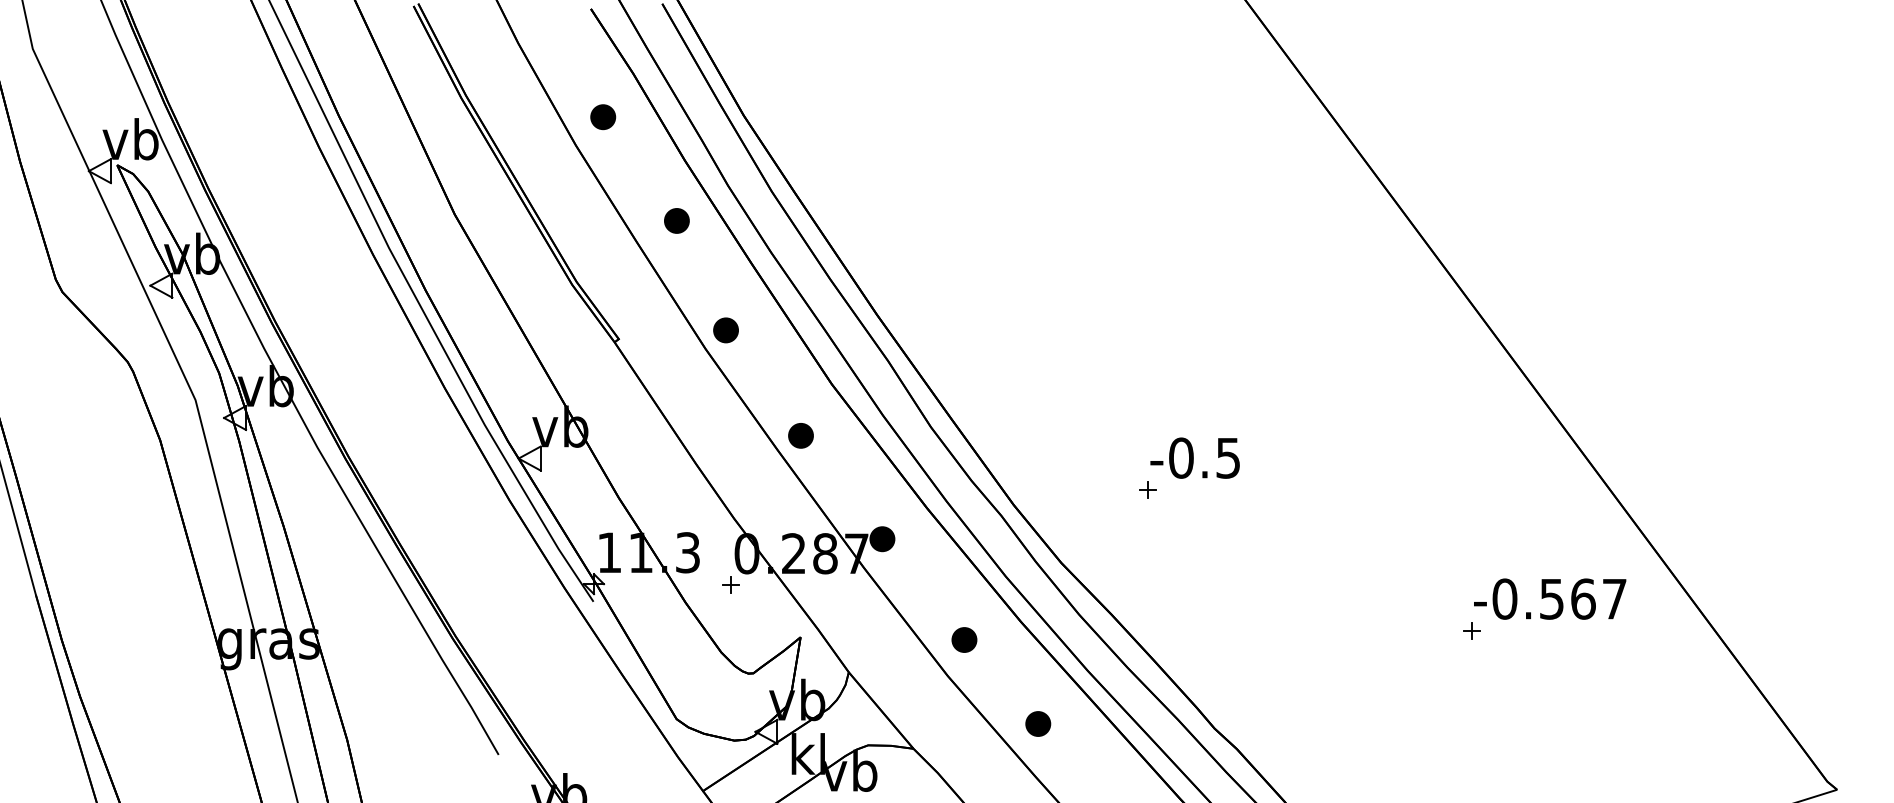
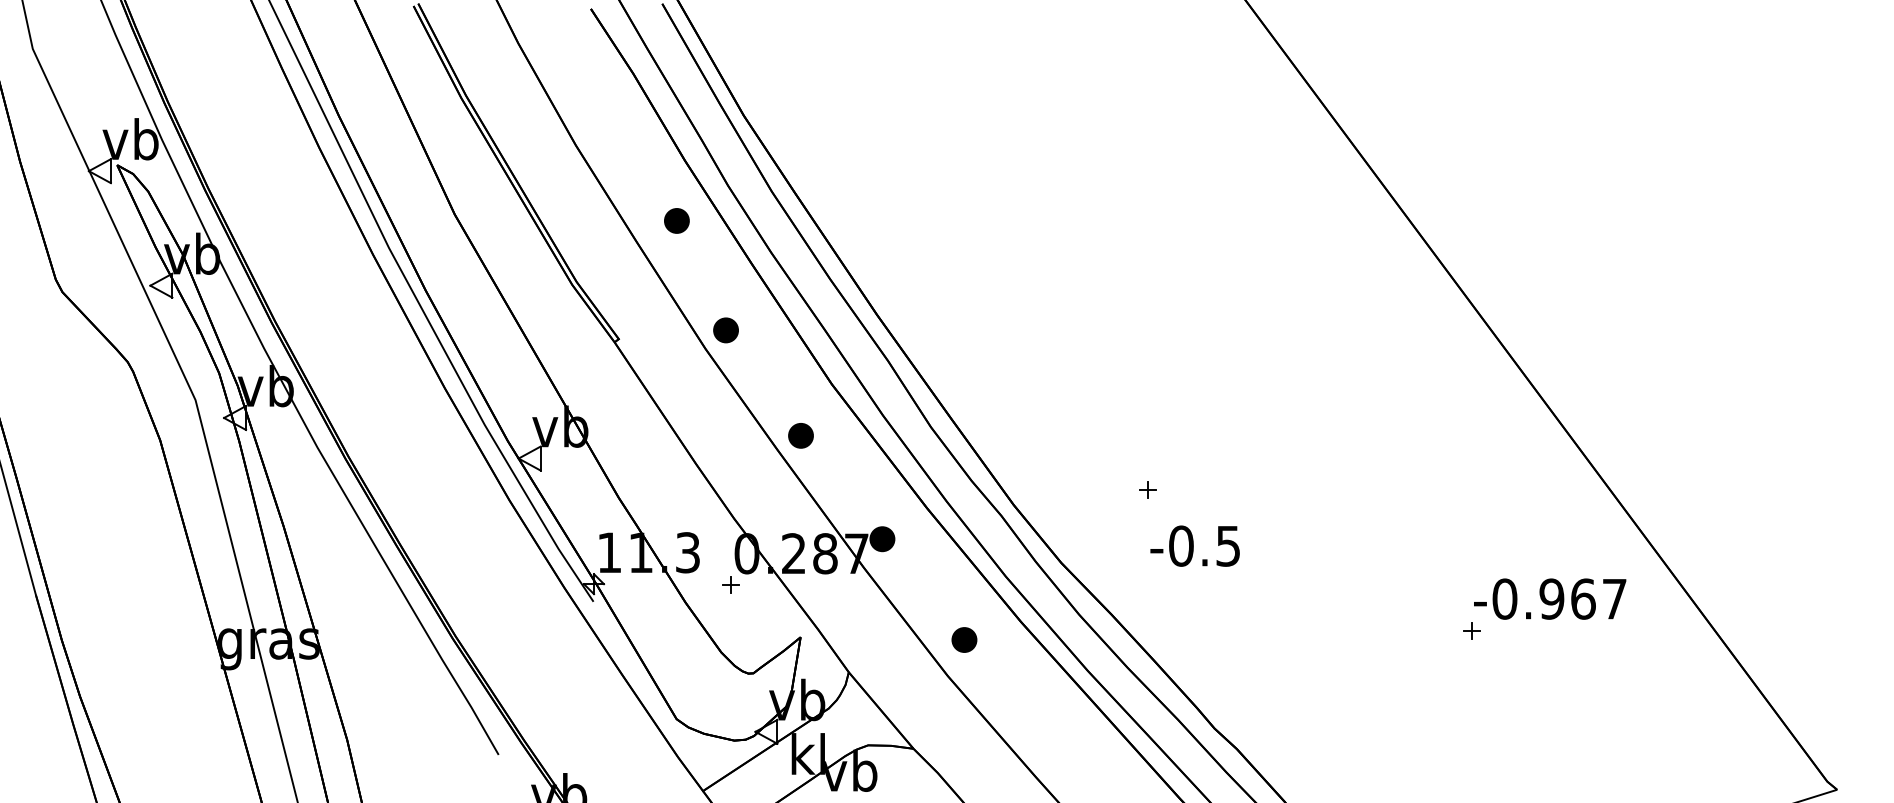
part: present -> none (603, 117)
text position: (1194, 457) -> (1194, 545) (1194, 545)
text: -0.567 -> -0.967 (1551, 598)
part: present -> none (1038, 723)
